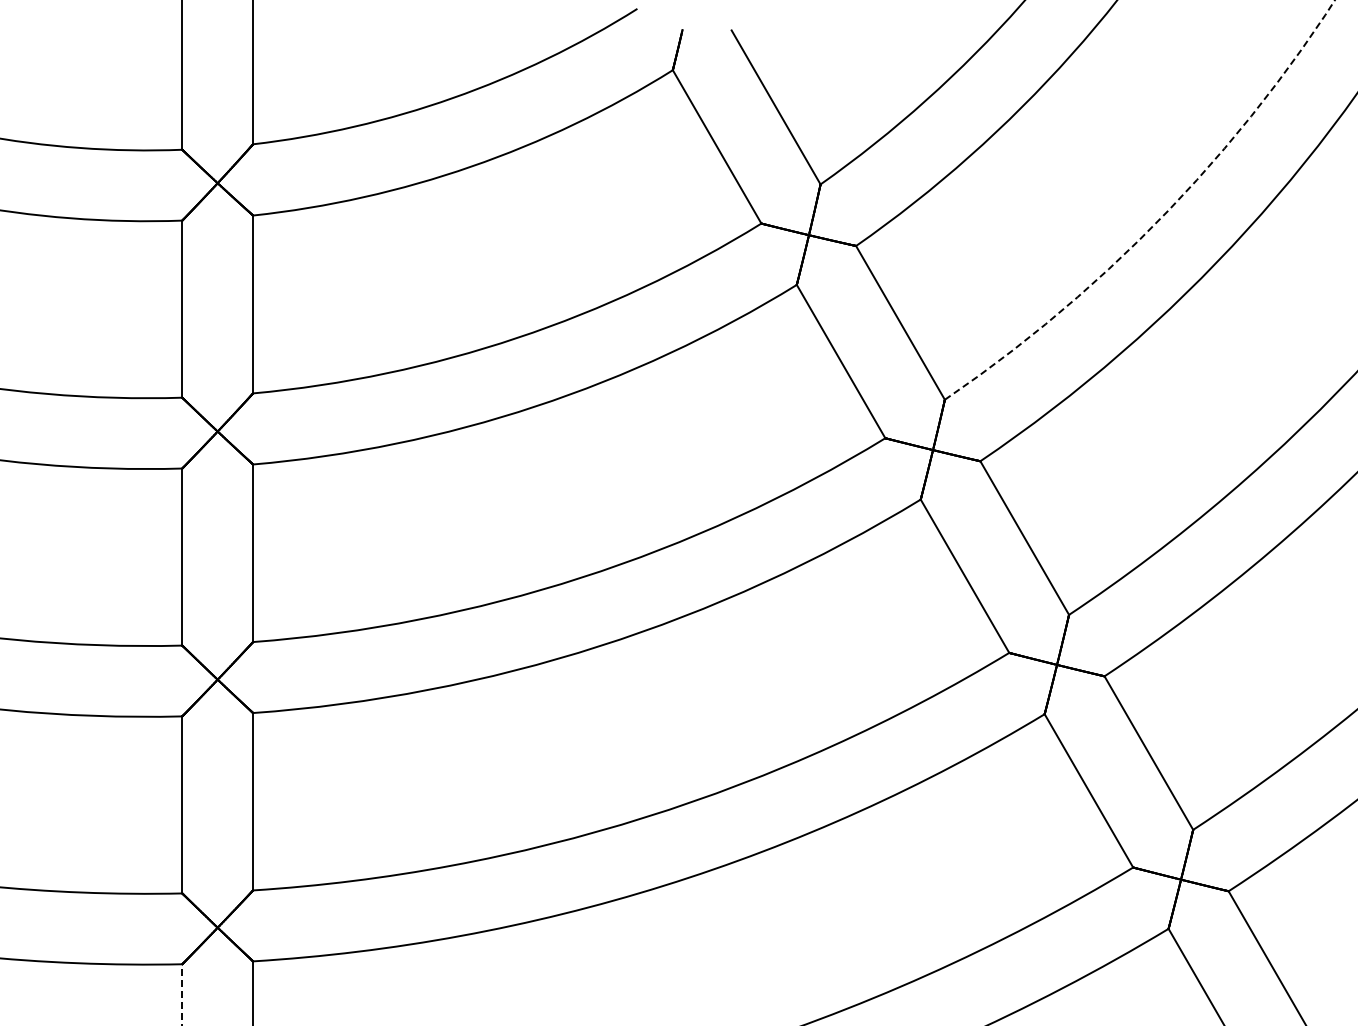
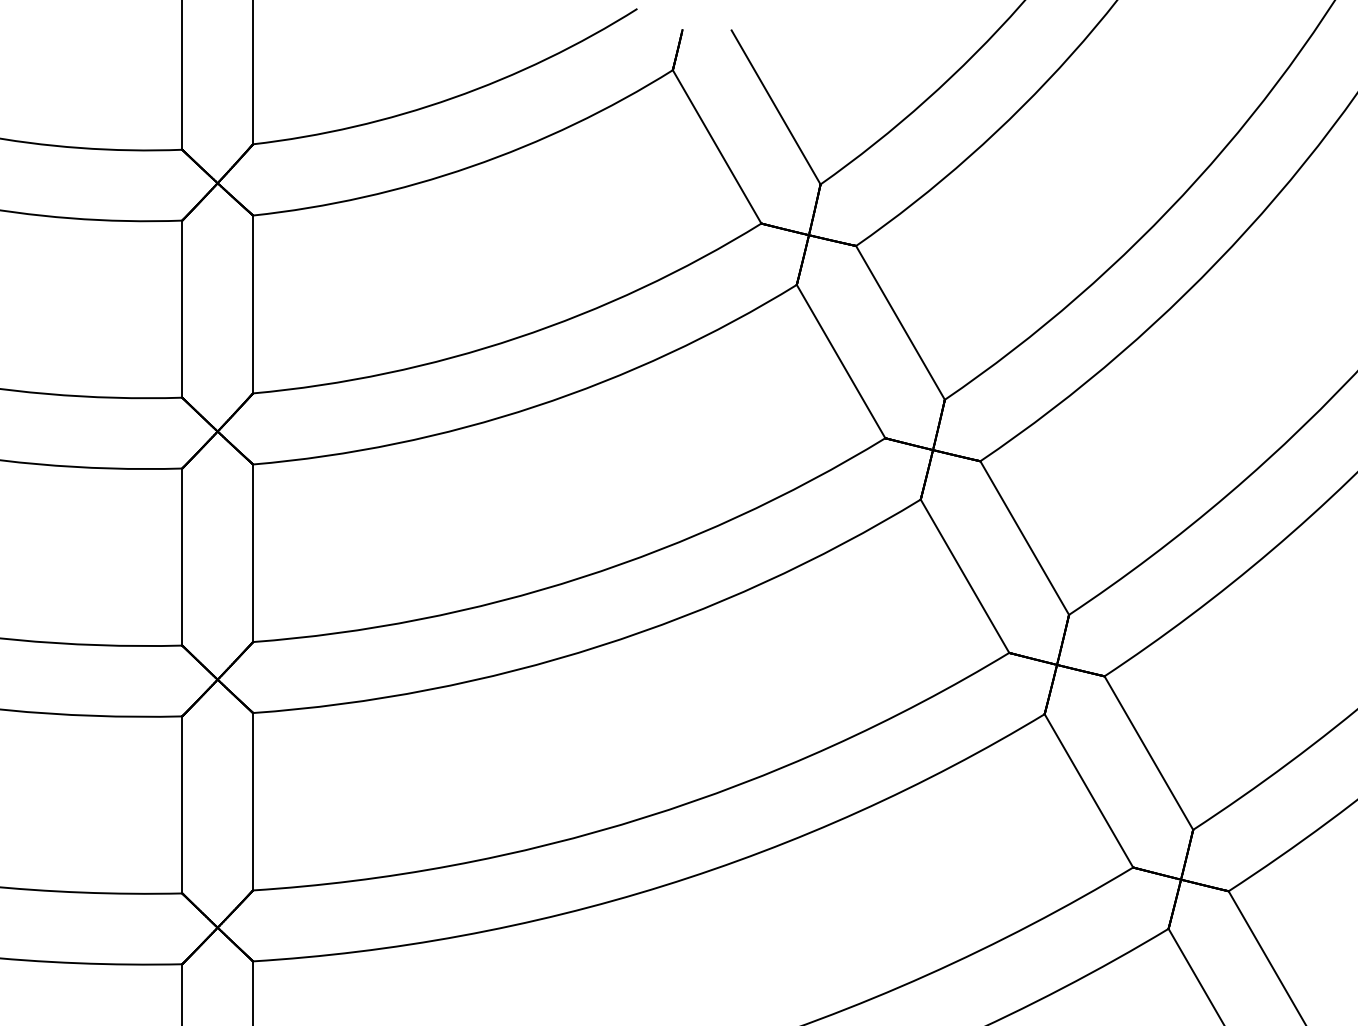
arc: dashed -> solid (1159, 219)
line: dashed -> solid (182, 995)
